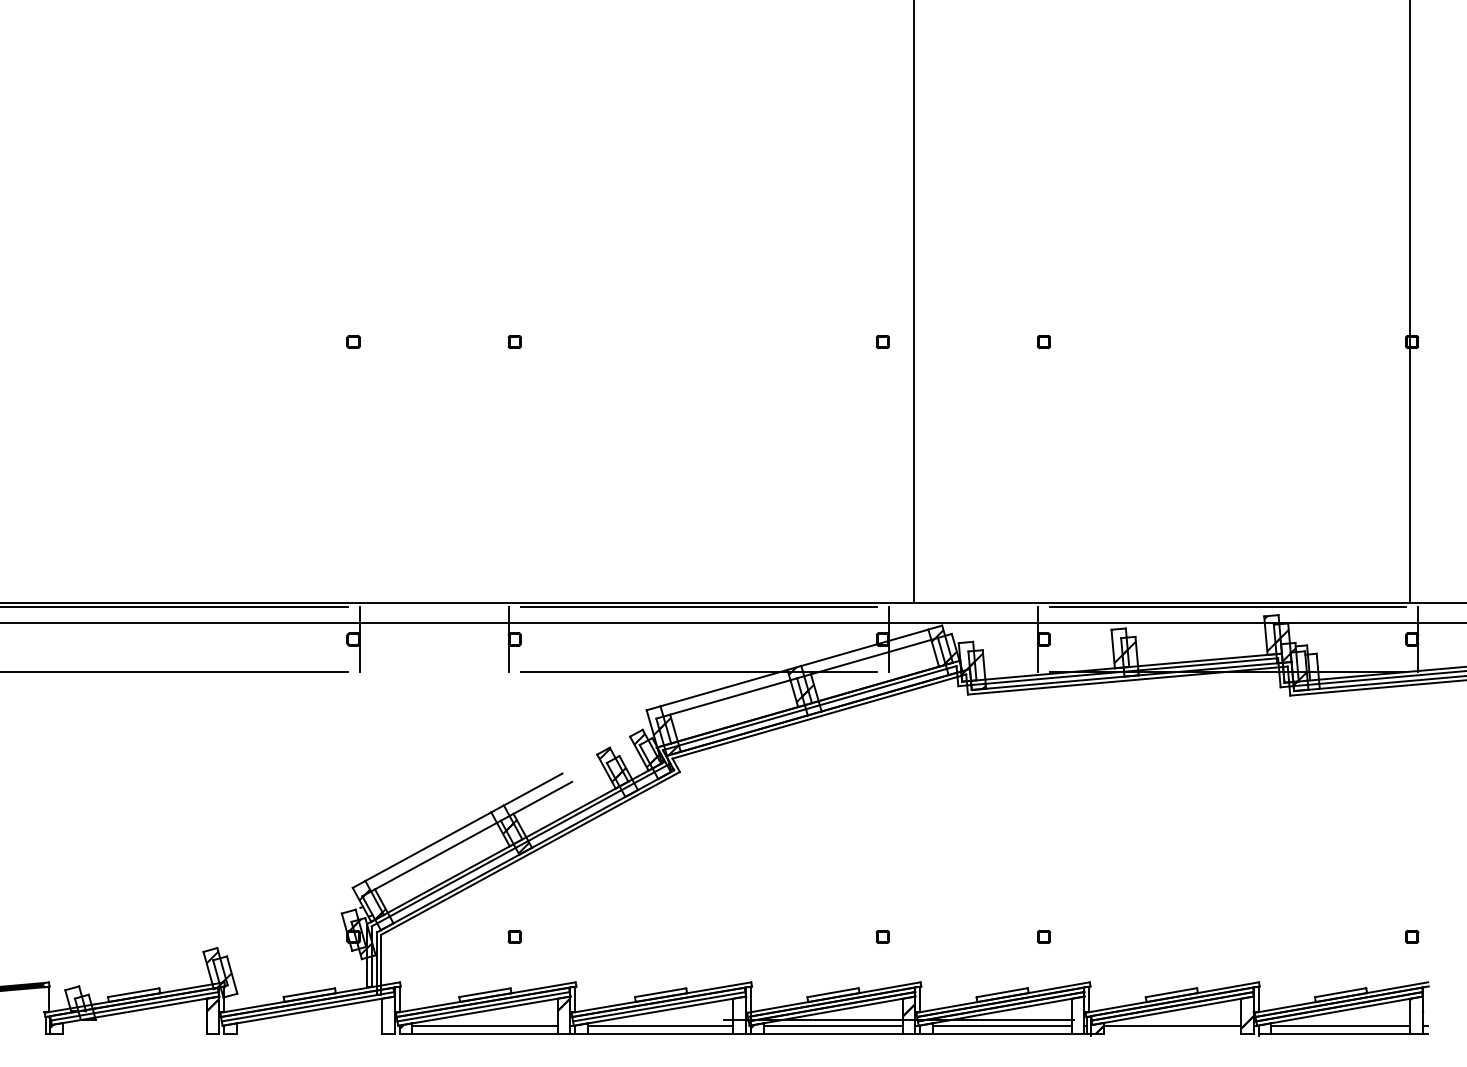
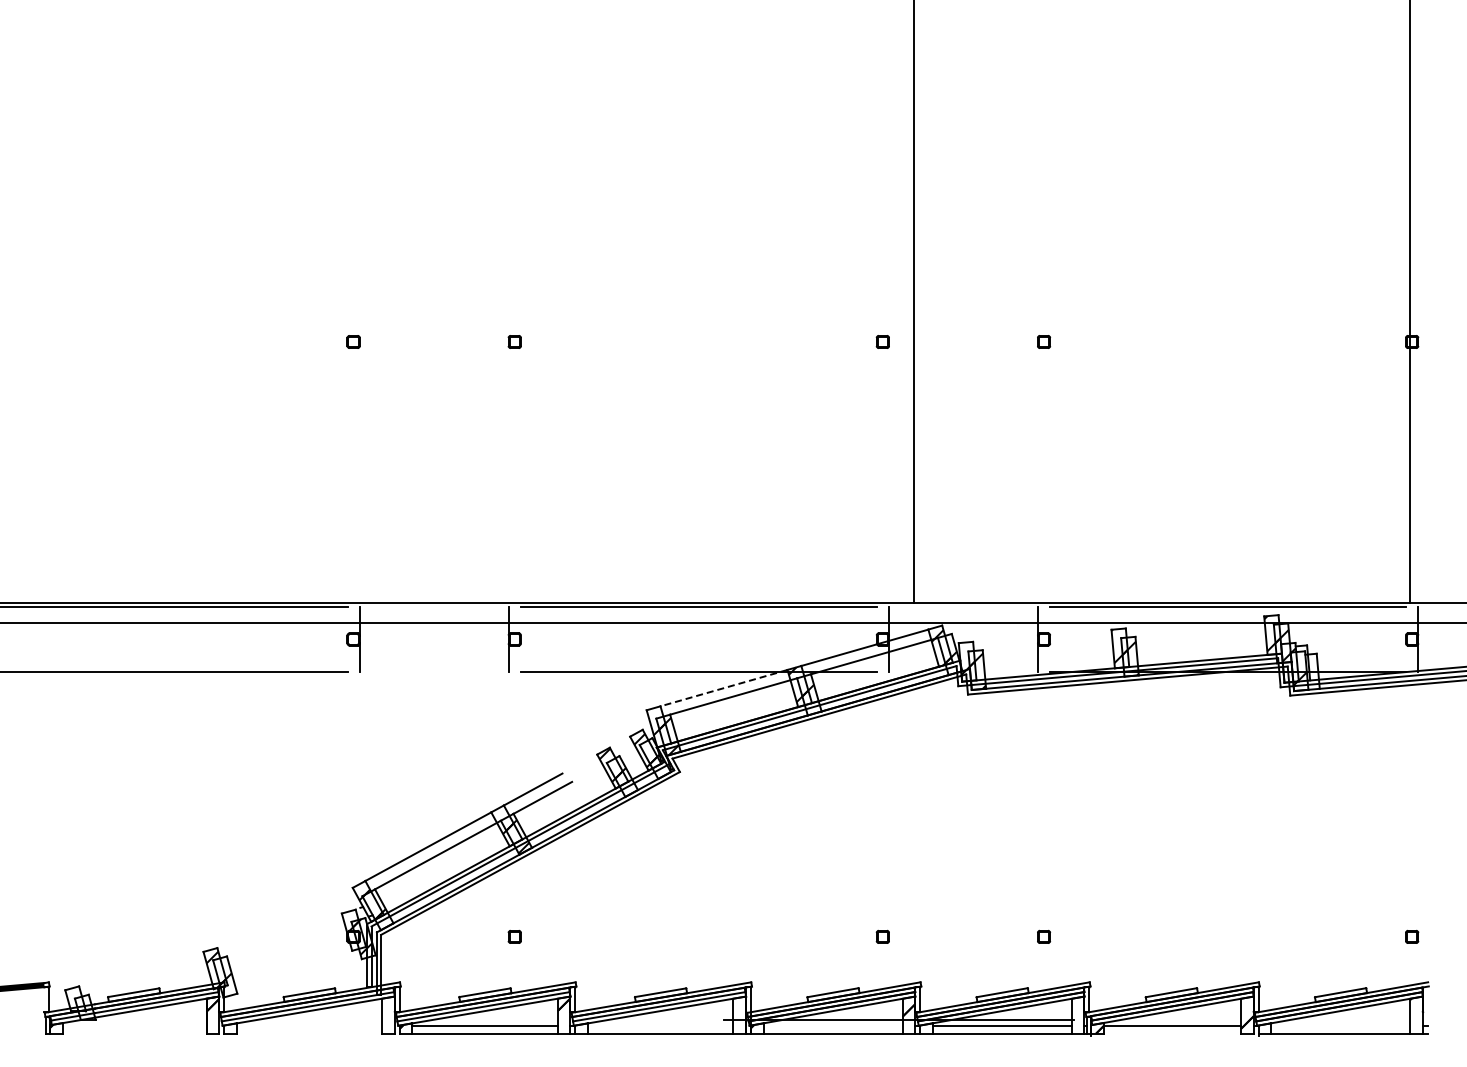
line: solid -> dashed (723, 688)
line: present -> none (660, 1026)
line: present -> none (832, 1026)
line: present -> none (1340, 1026)
